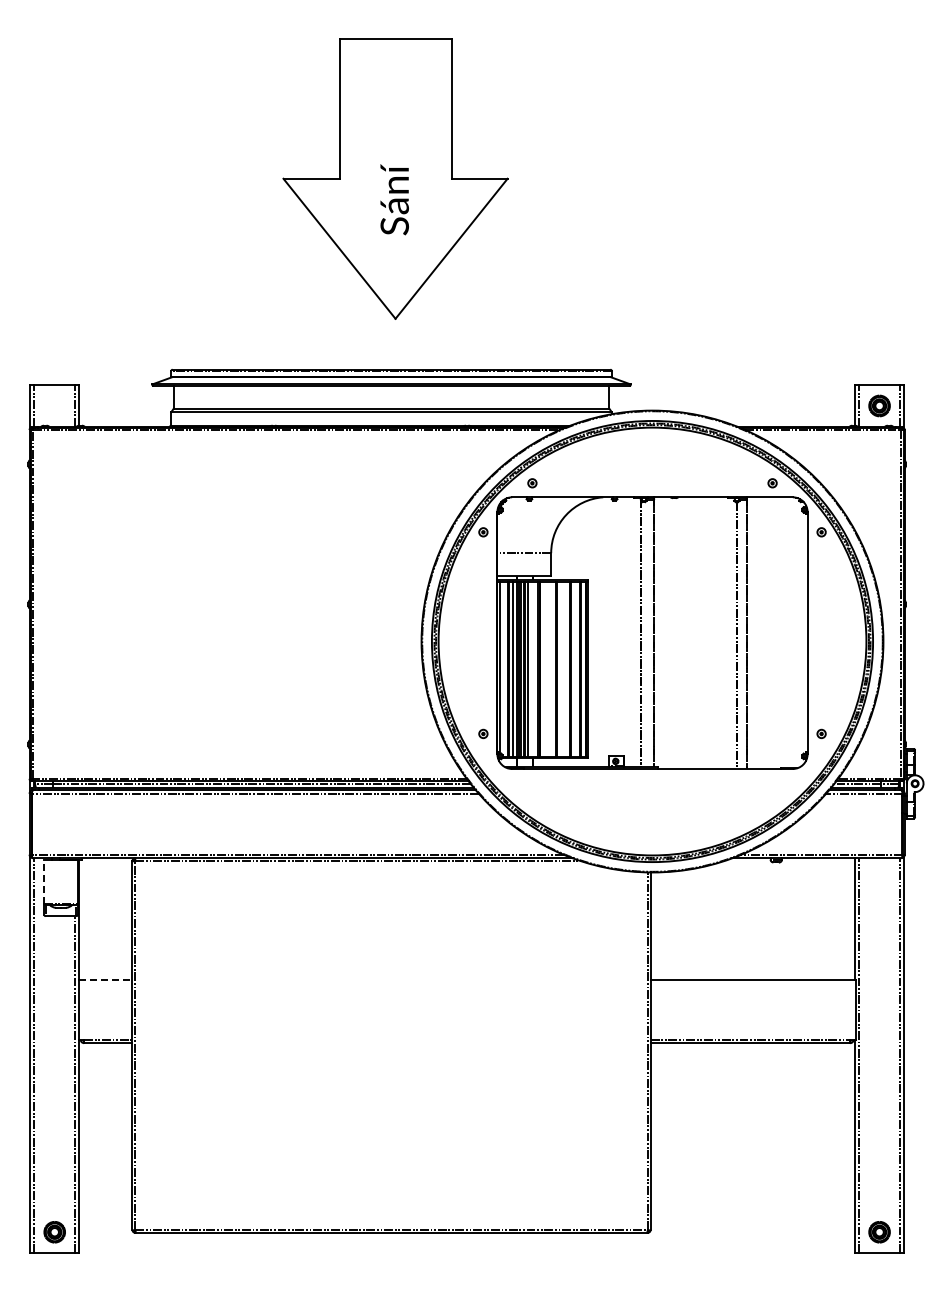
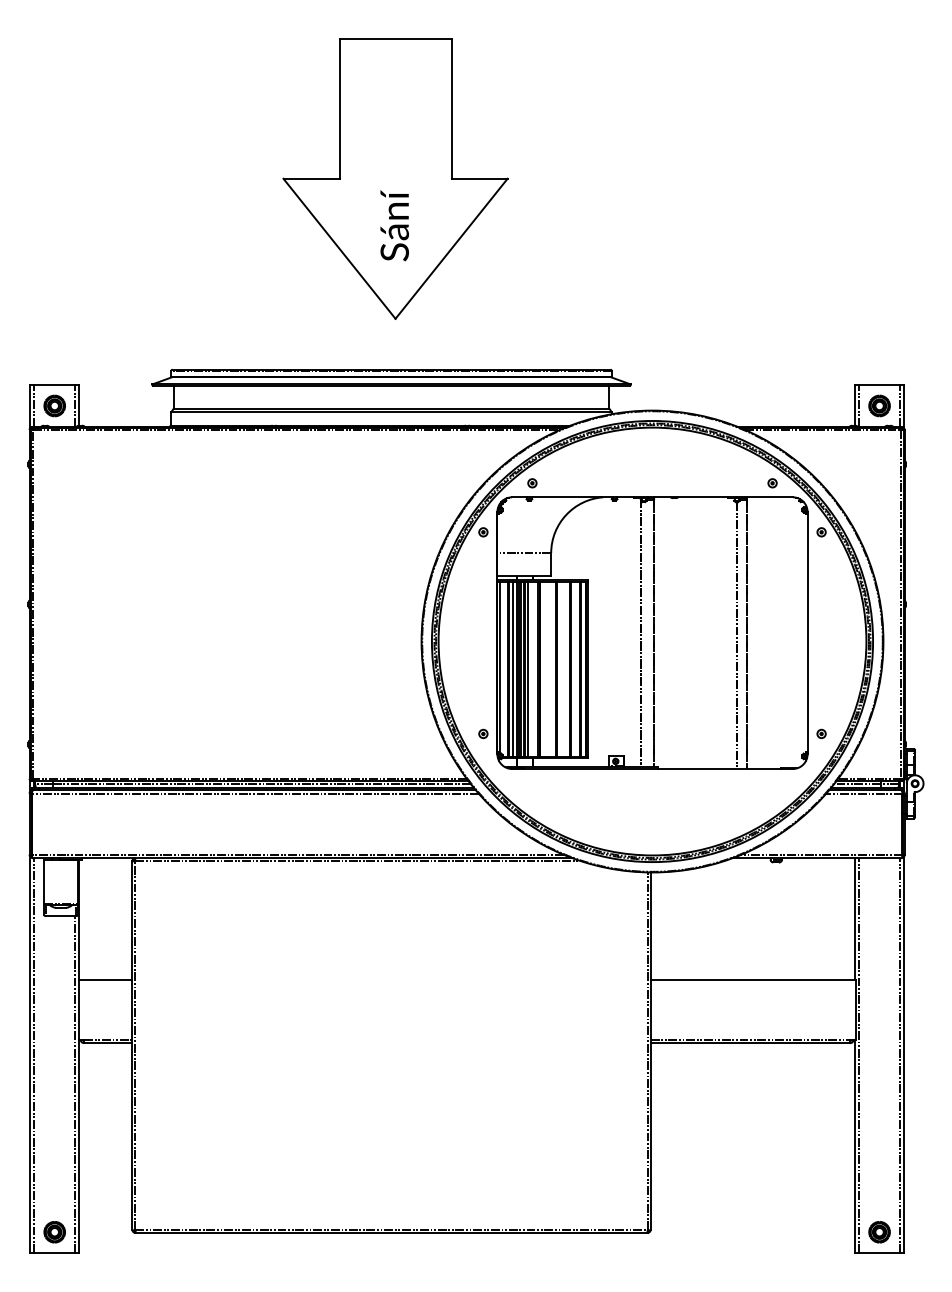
text position: (394, 199) -> (394, 225) (394, 225)
part: none -> present (54, 405)
line: dashed -> solid (44, 881)
line: dashed -> solid (105, 980)
